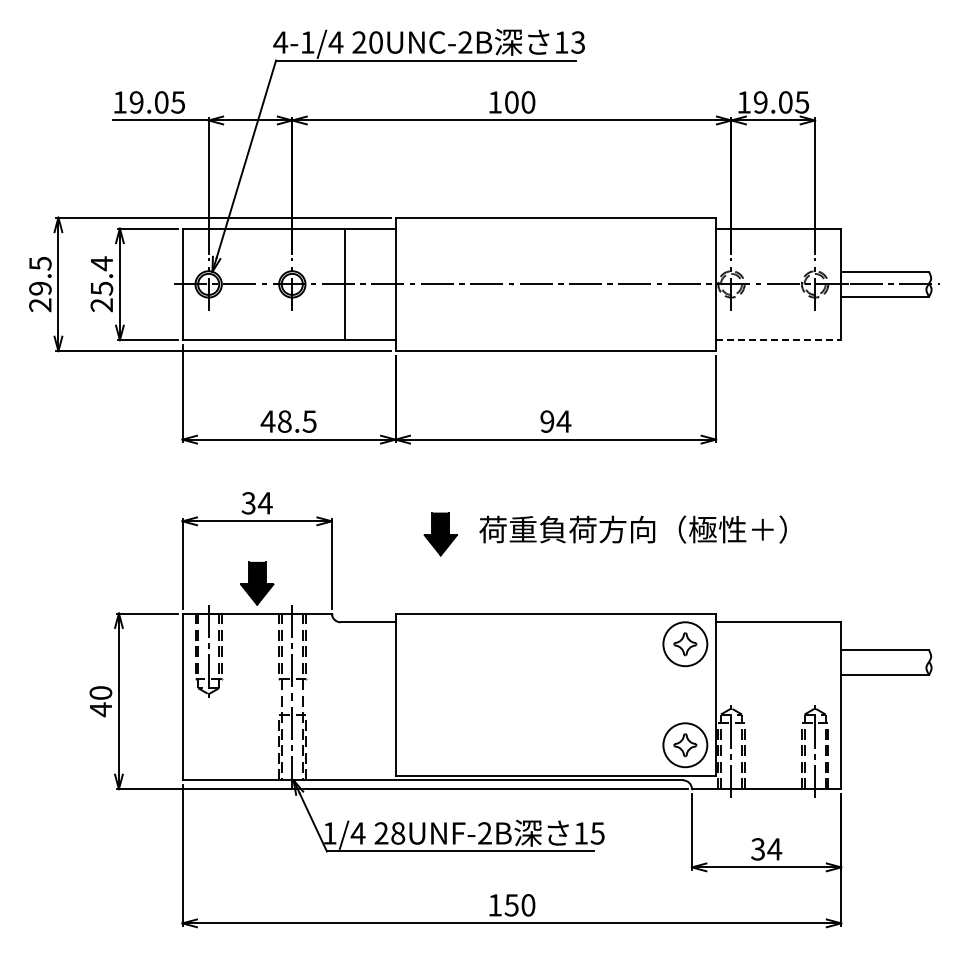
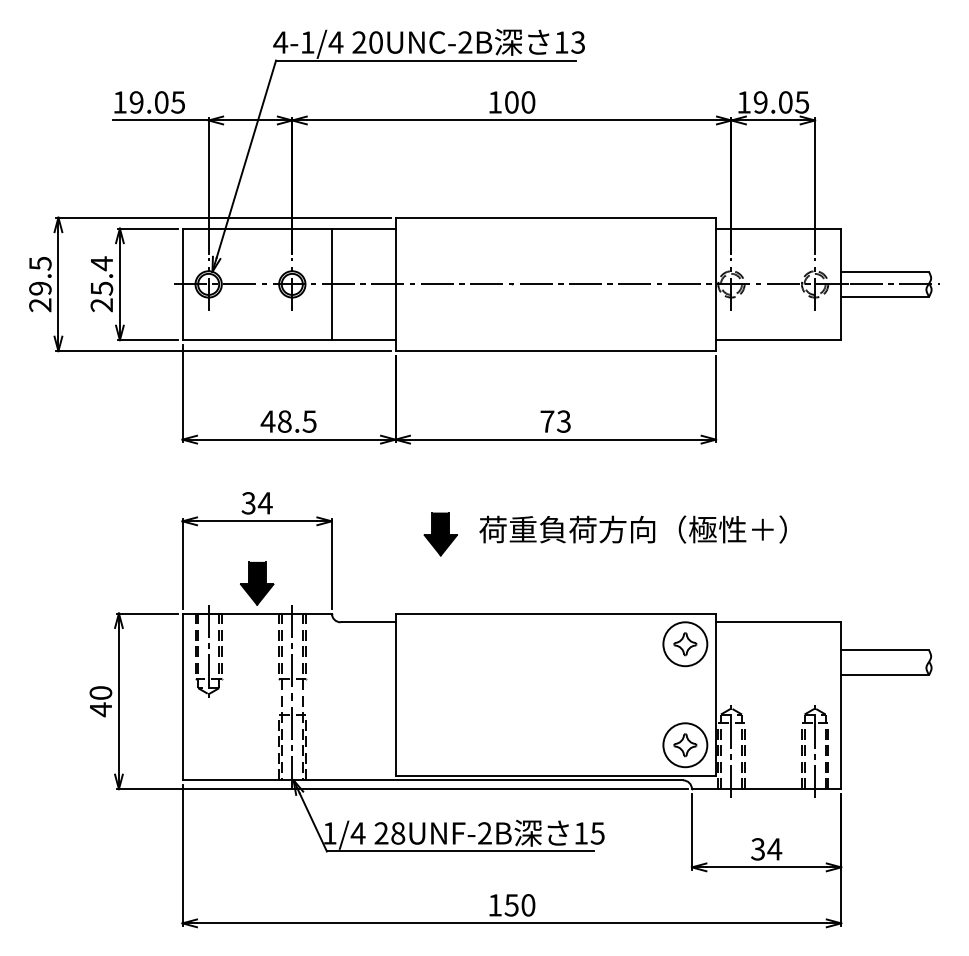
line position: (344, 284) -> (331, 284) (331, 284)
line: dashed -> solid (778, 340)
text: 94 -> 73 (555, 421)
